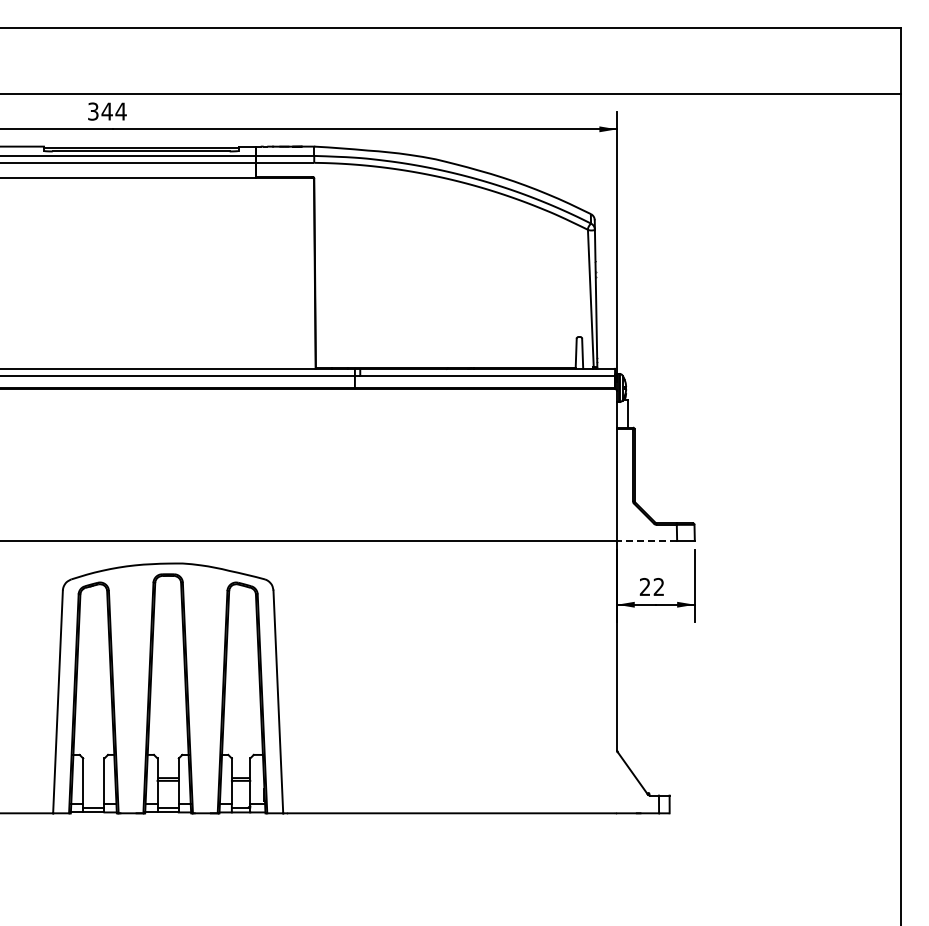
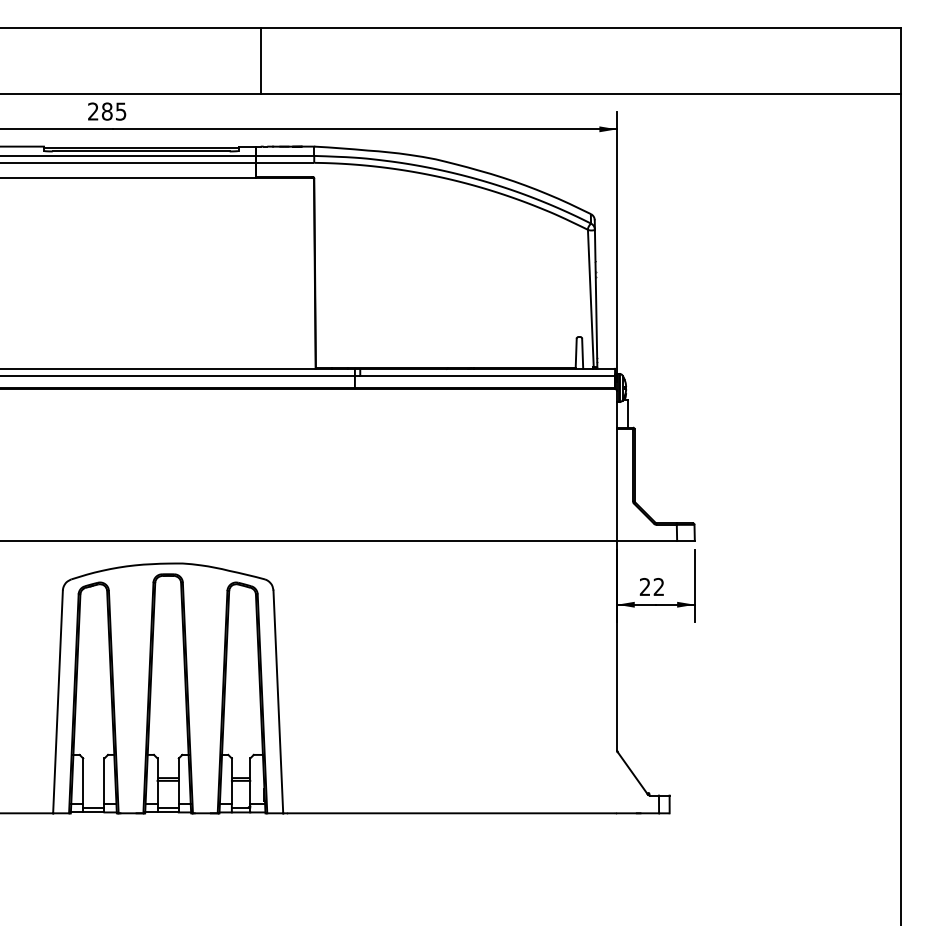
line: none -> present (261, 60)
text: 344 -> 285 (107, 111)
line: dashed -> solid (646, 540)
